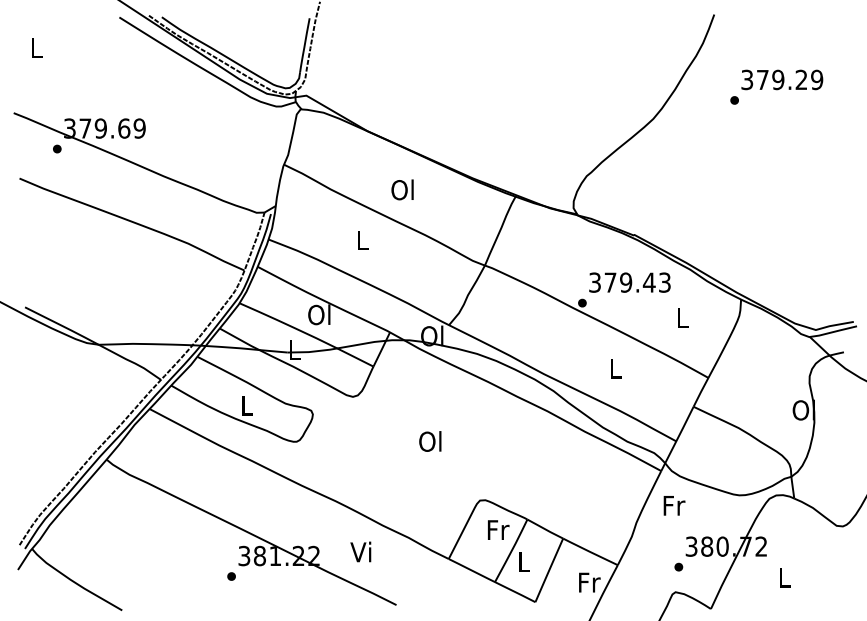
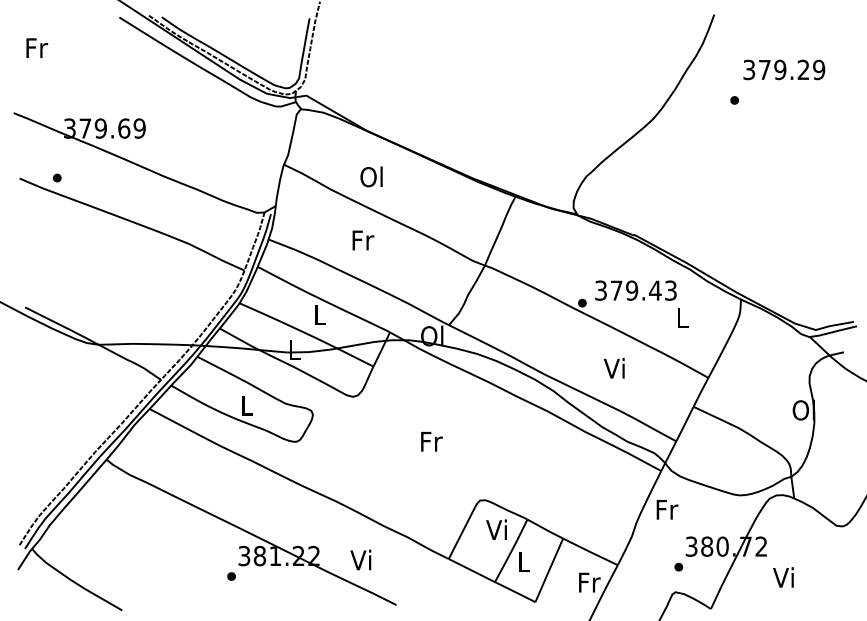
text: L -> Fr (37, 47)
text position: (782, 79) -> (784, 69) (784, 69)
part position: (57, 148) -> (57, 177) (57, 177)
text position: (402, 189) -> (371, 176) (371, 176)
text: L -> Fr (363, 240)
text position: (629, 282) -> (635, 290) (635, 290)
text: Ol -> L (319, 314)
text: L -> Vi (614, 368)
text: Ol -> Fr (430, 441)
text position: (674, 505) -> (667, 509) (667, 509)
text: Fr -> Vi (497, 529)
text position: (360, 551) -> (360, 559) (360, 559)
text: L -> Vi (783, 577)
